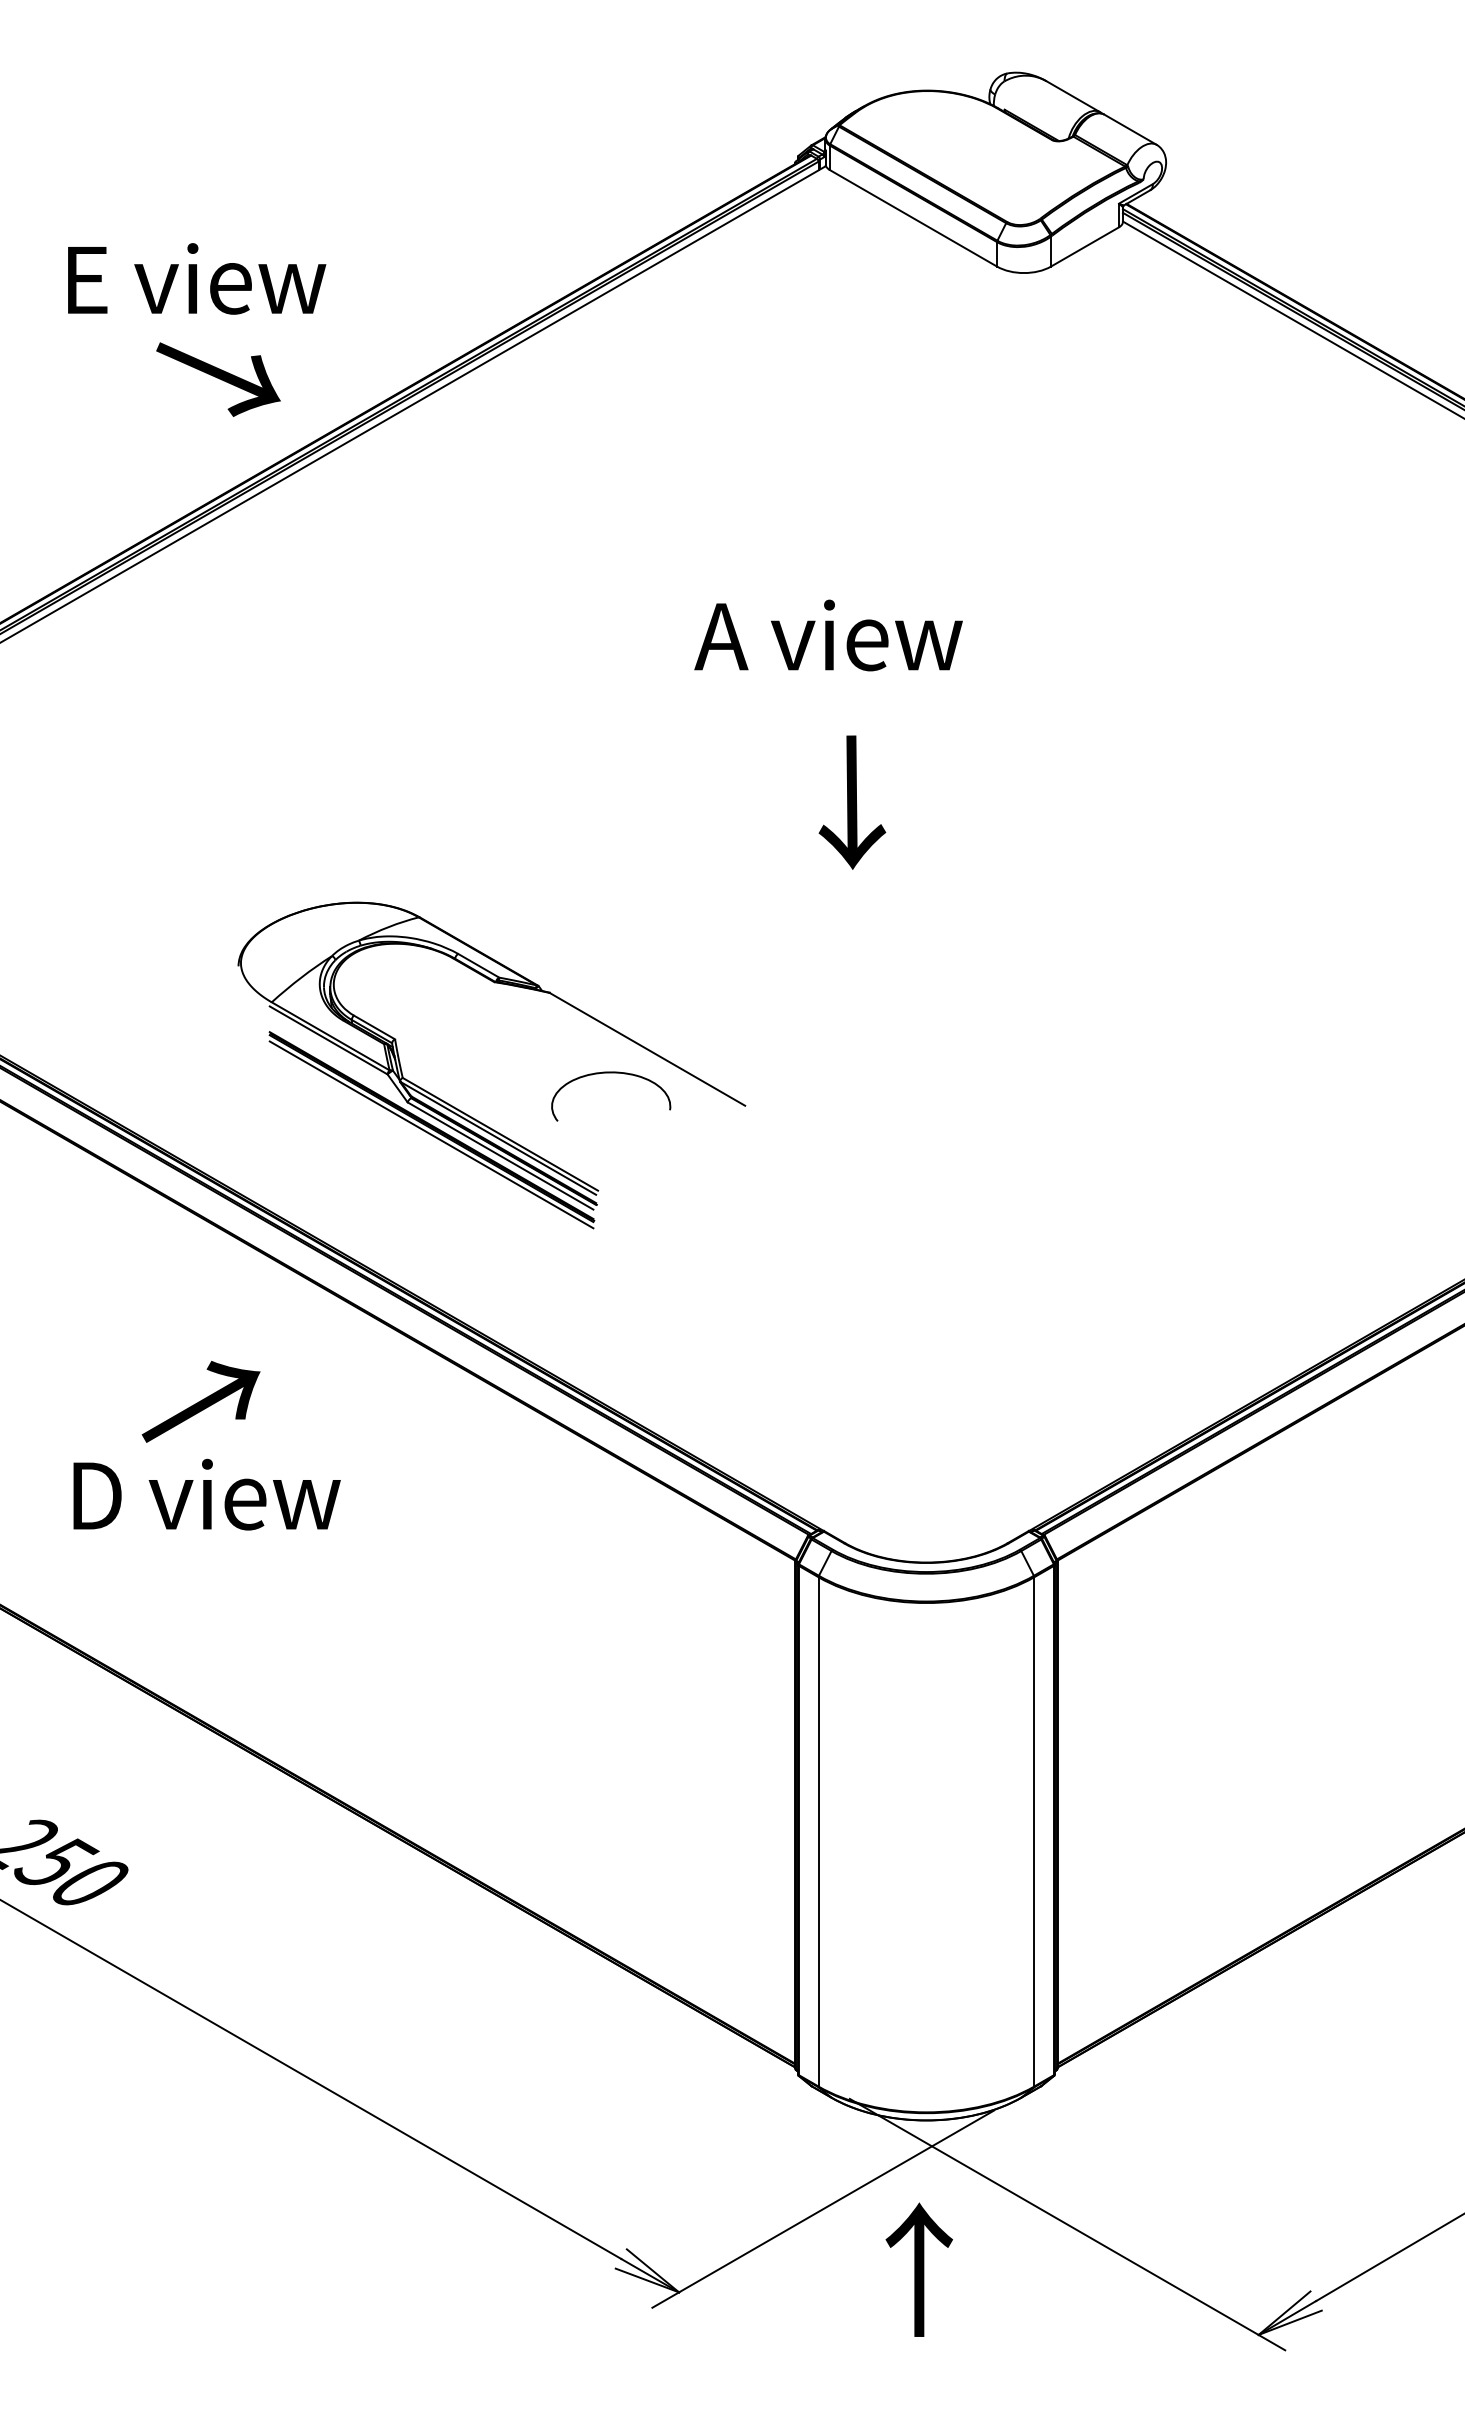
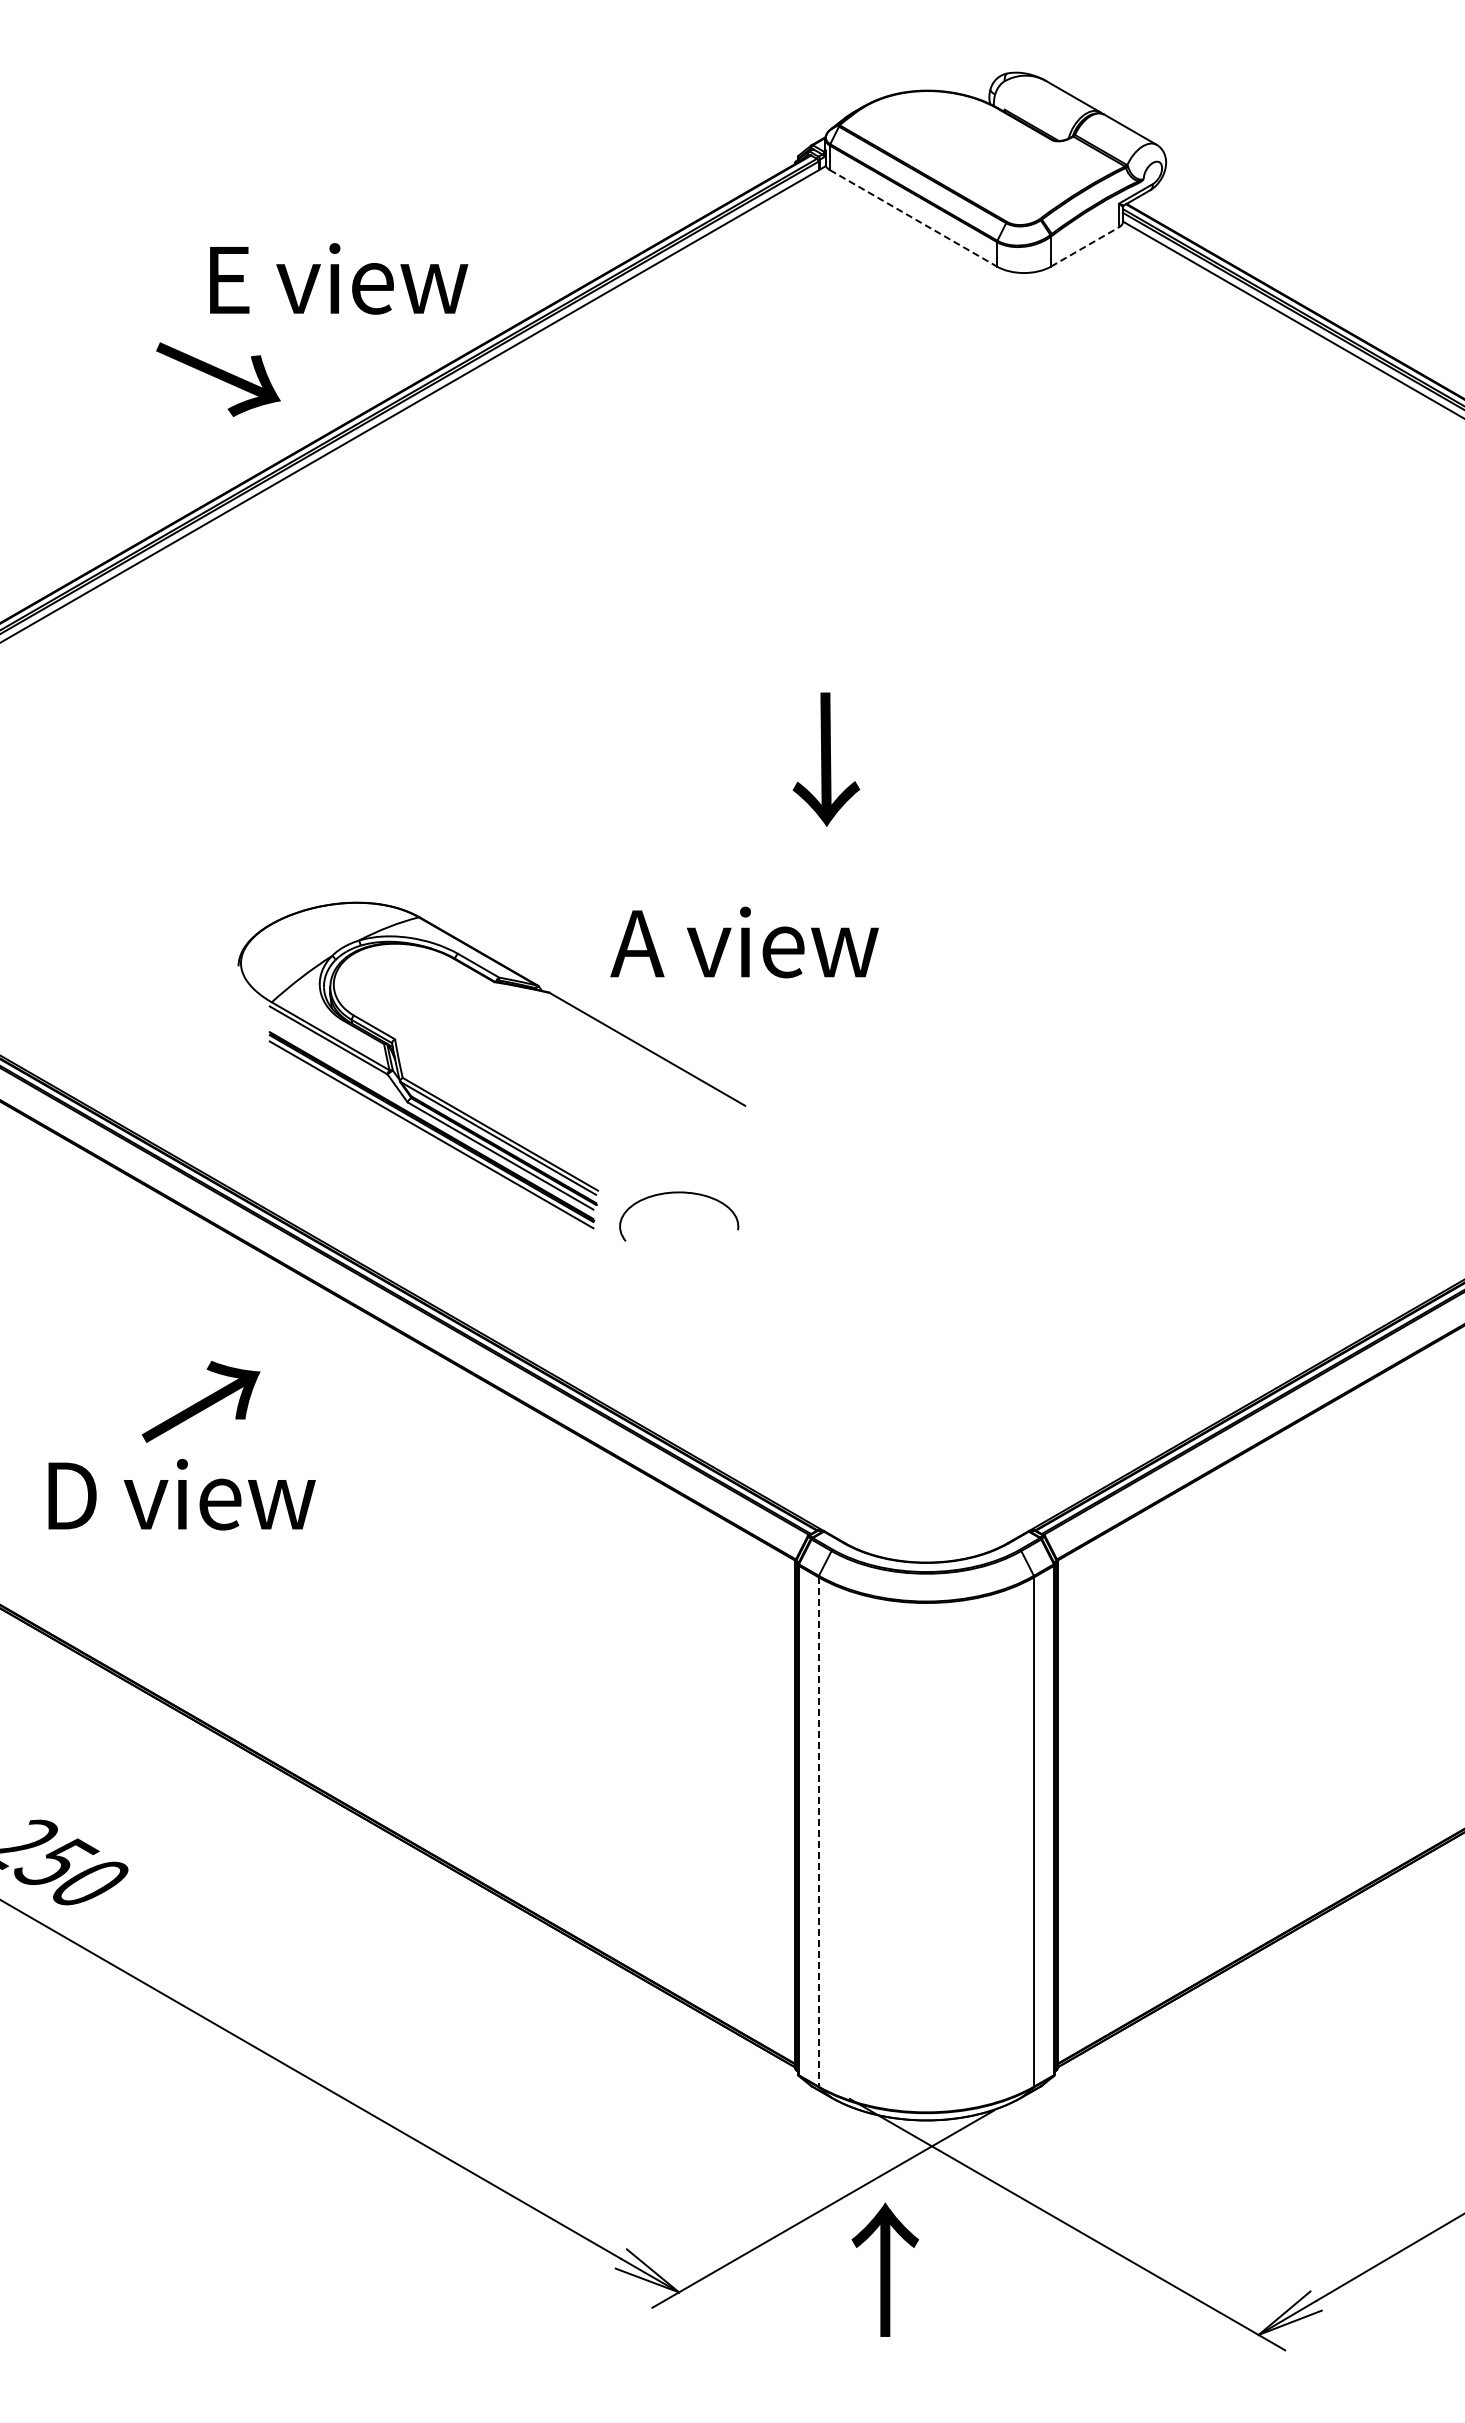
line: solid -> dashed (913, 218)
line: solid -> dashed (1085, 246)
text position: (197, 278) -> (339, 278) (339, 278)
text position: (828, 635) -> (744, 942) (744, 942)
text position: (852, 802) -> (826, 759) (826, 759)
curve position: (611, 1073) -> (679, 1193) (679, 1193)
text position: (206, 1494) -> (181, 1494) (181, 1494)
line: solid -> dashed (818, 1831)
text position: (918, 2269) -> (884, 2269) (884, 2269)
